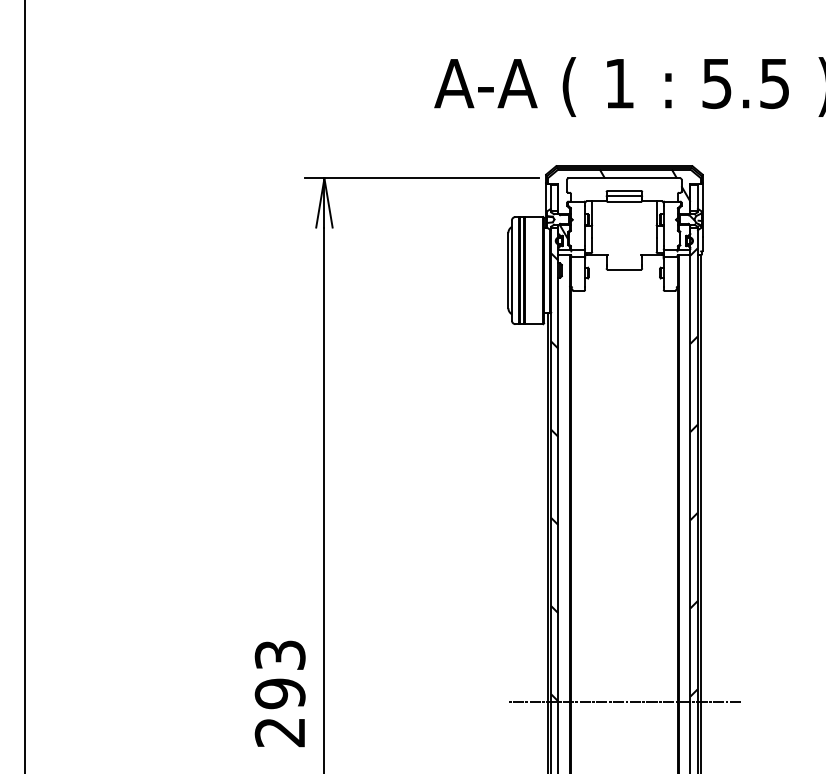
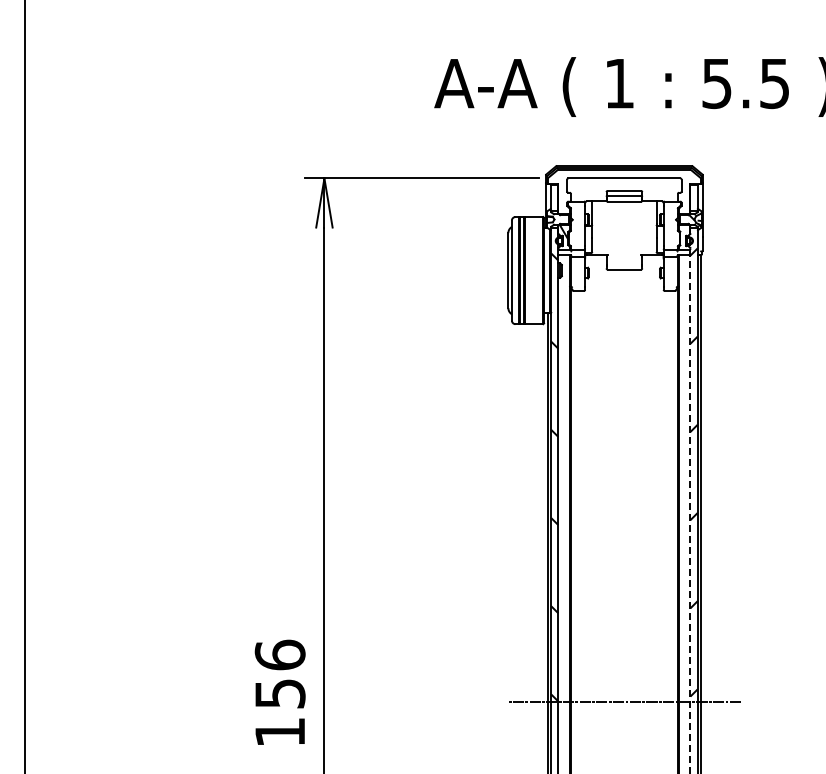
hatch: present -> none (644, 185)
line: solid -> dashed (690, 500)
text: 293 -> 156 (279, 693)
